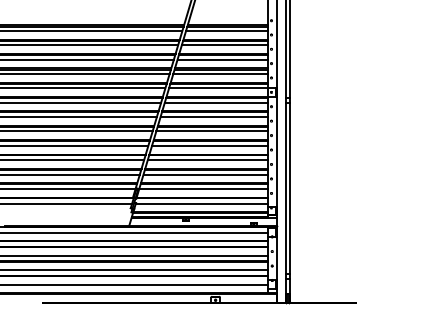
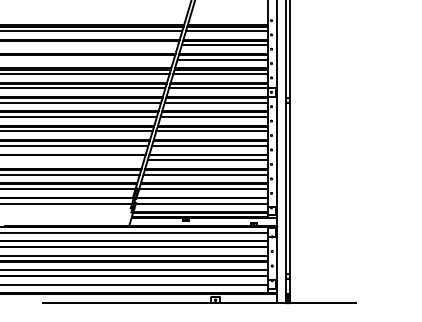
line: present -> none (90, 45)
line: present -> none (87, 59)
line: present -> none (73, 160)
